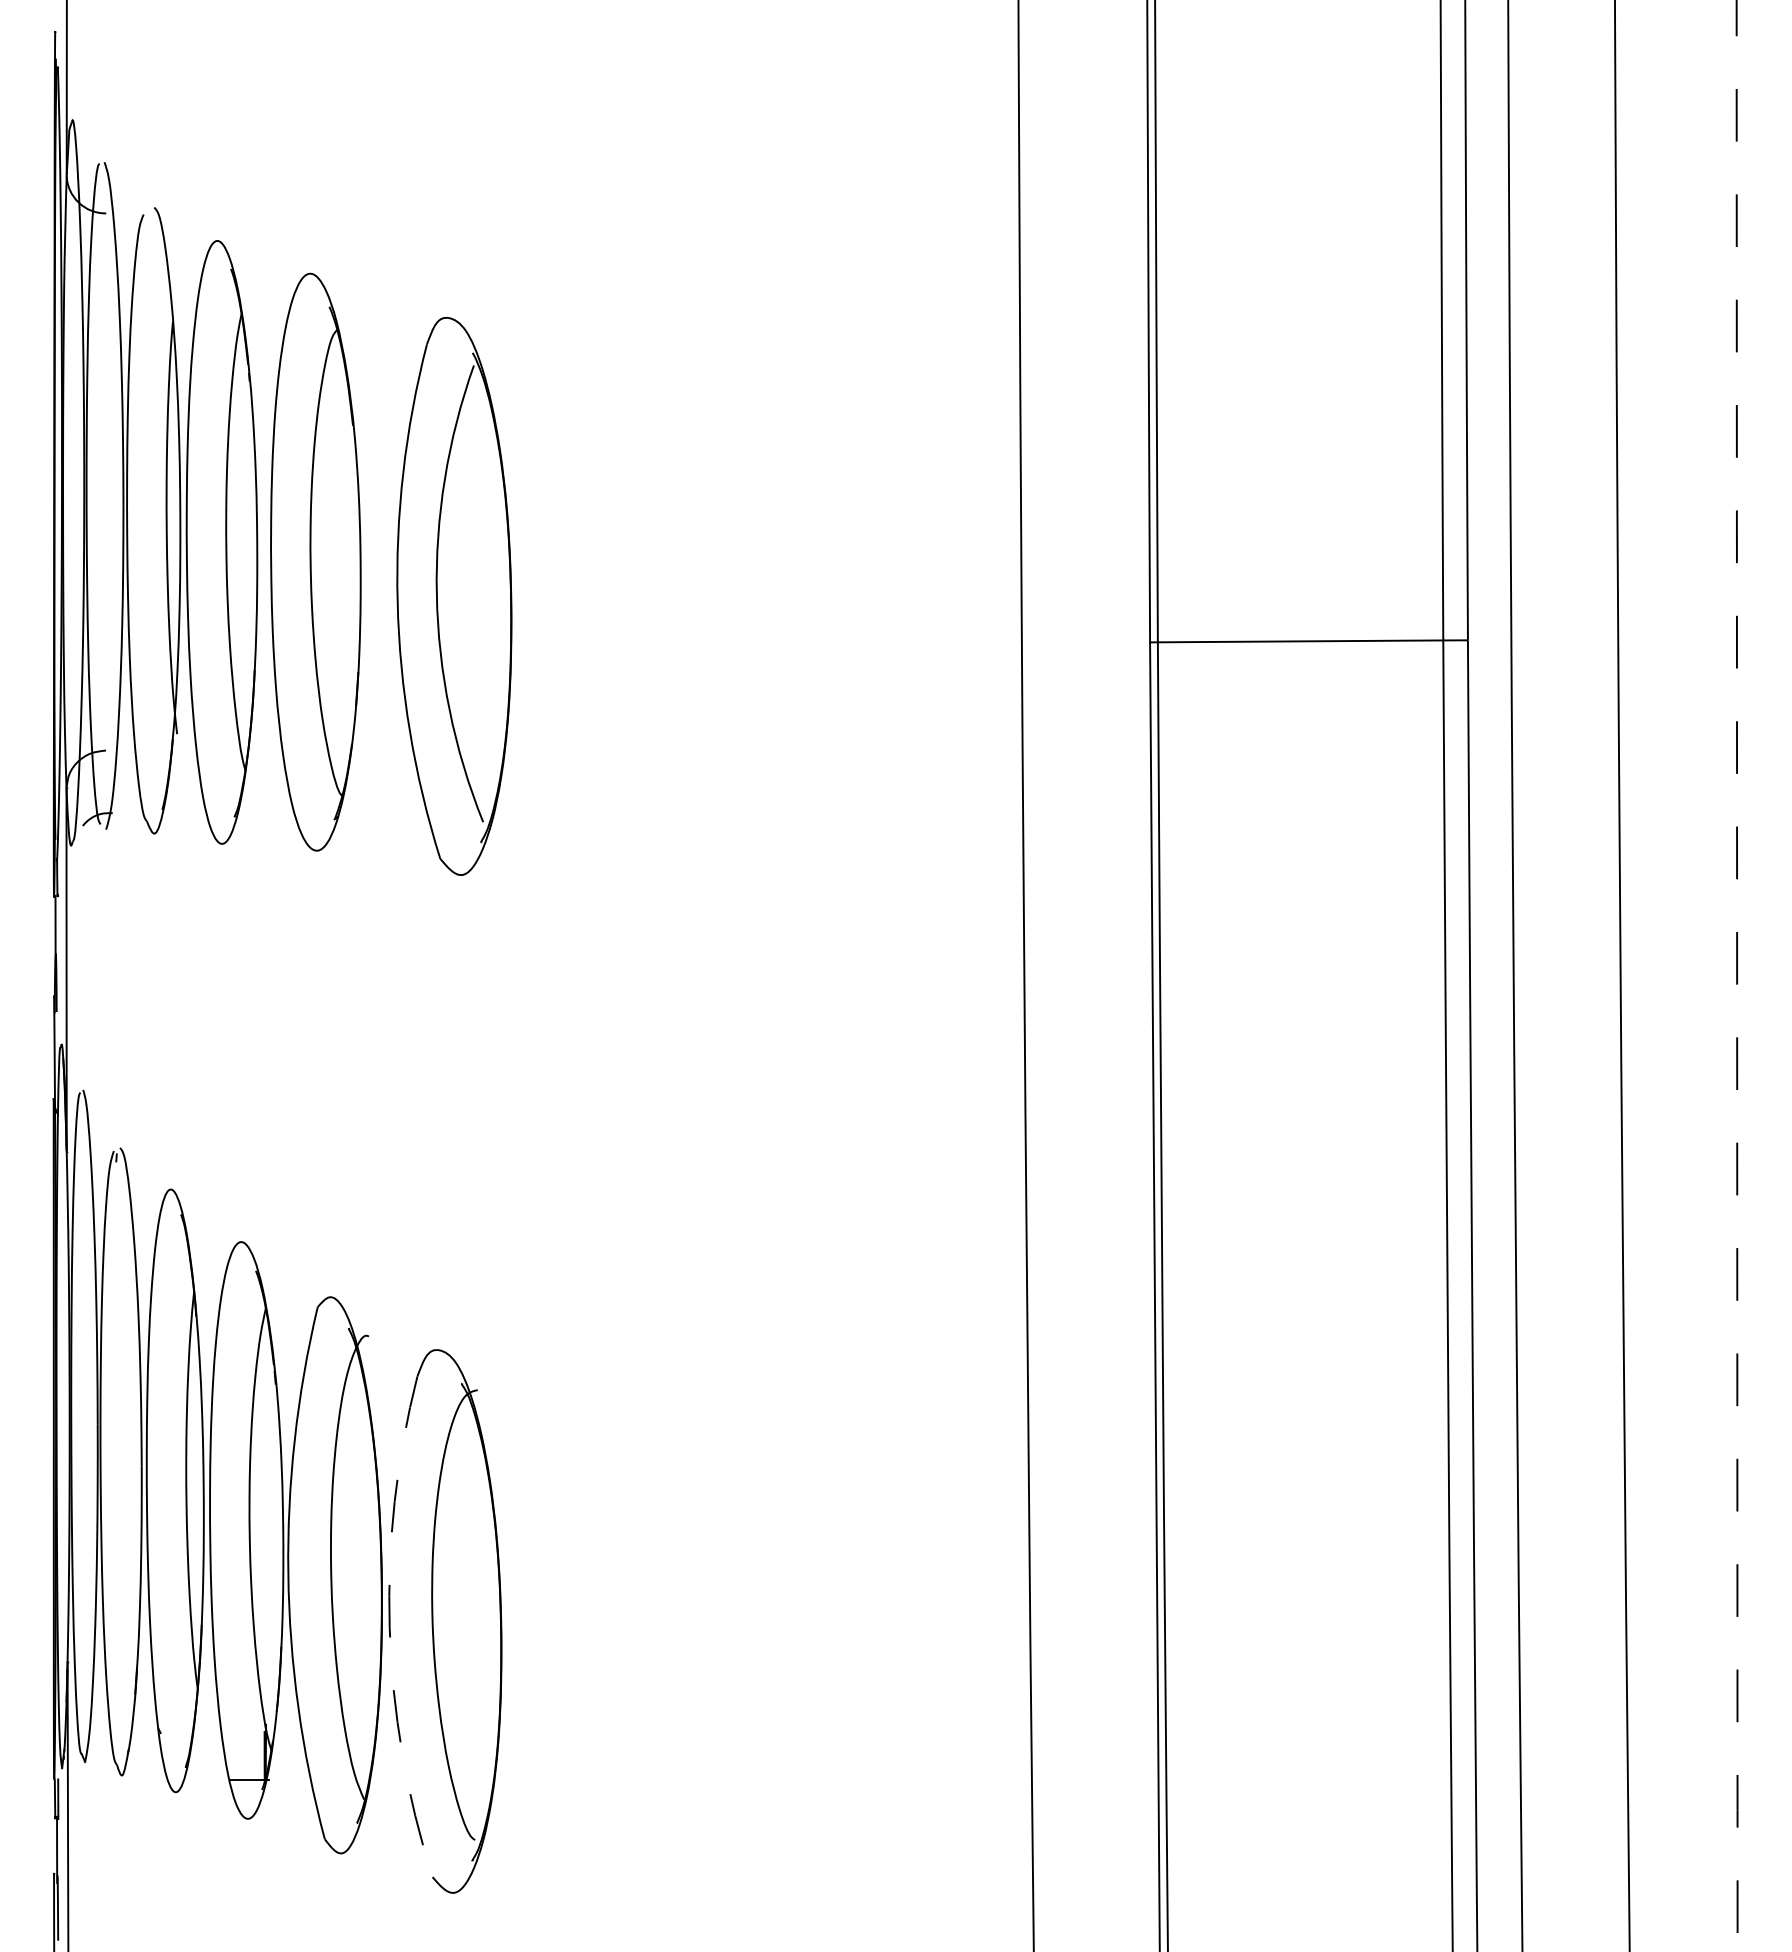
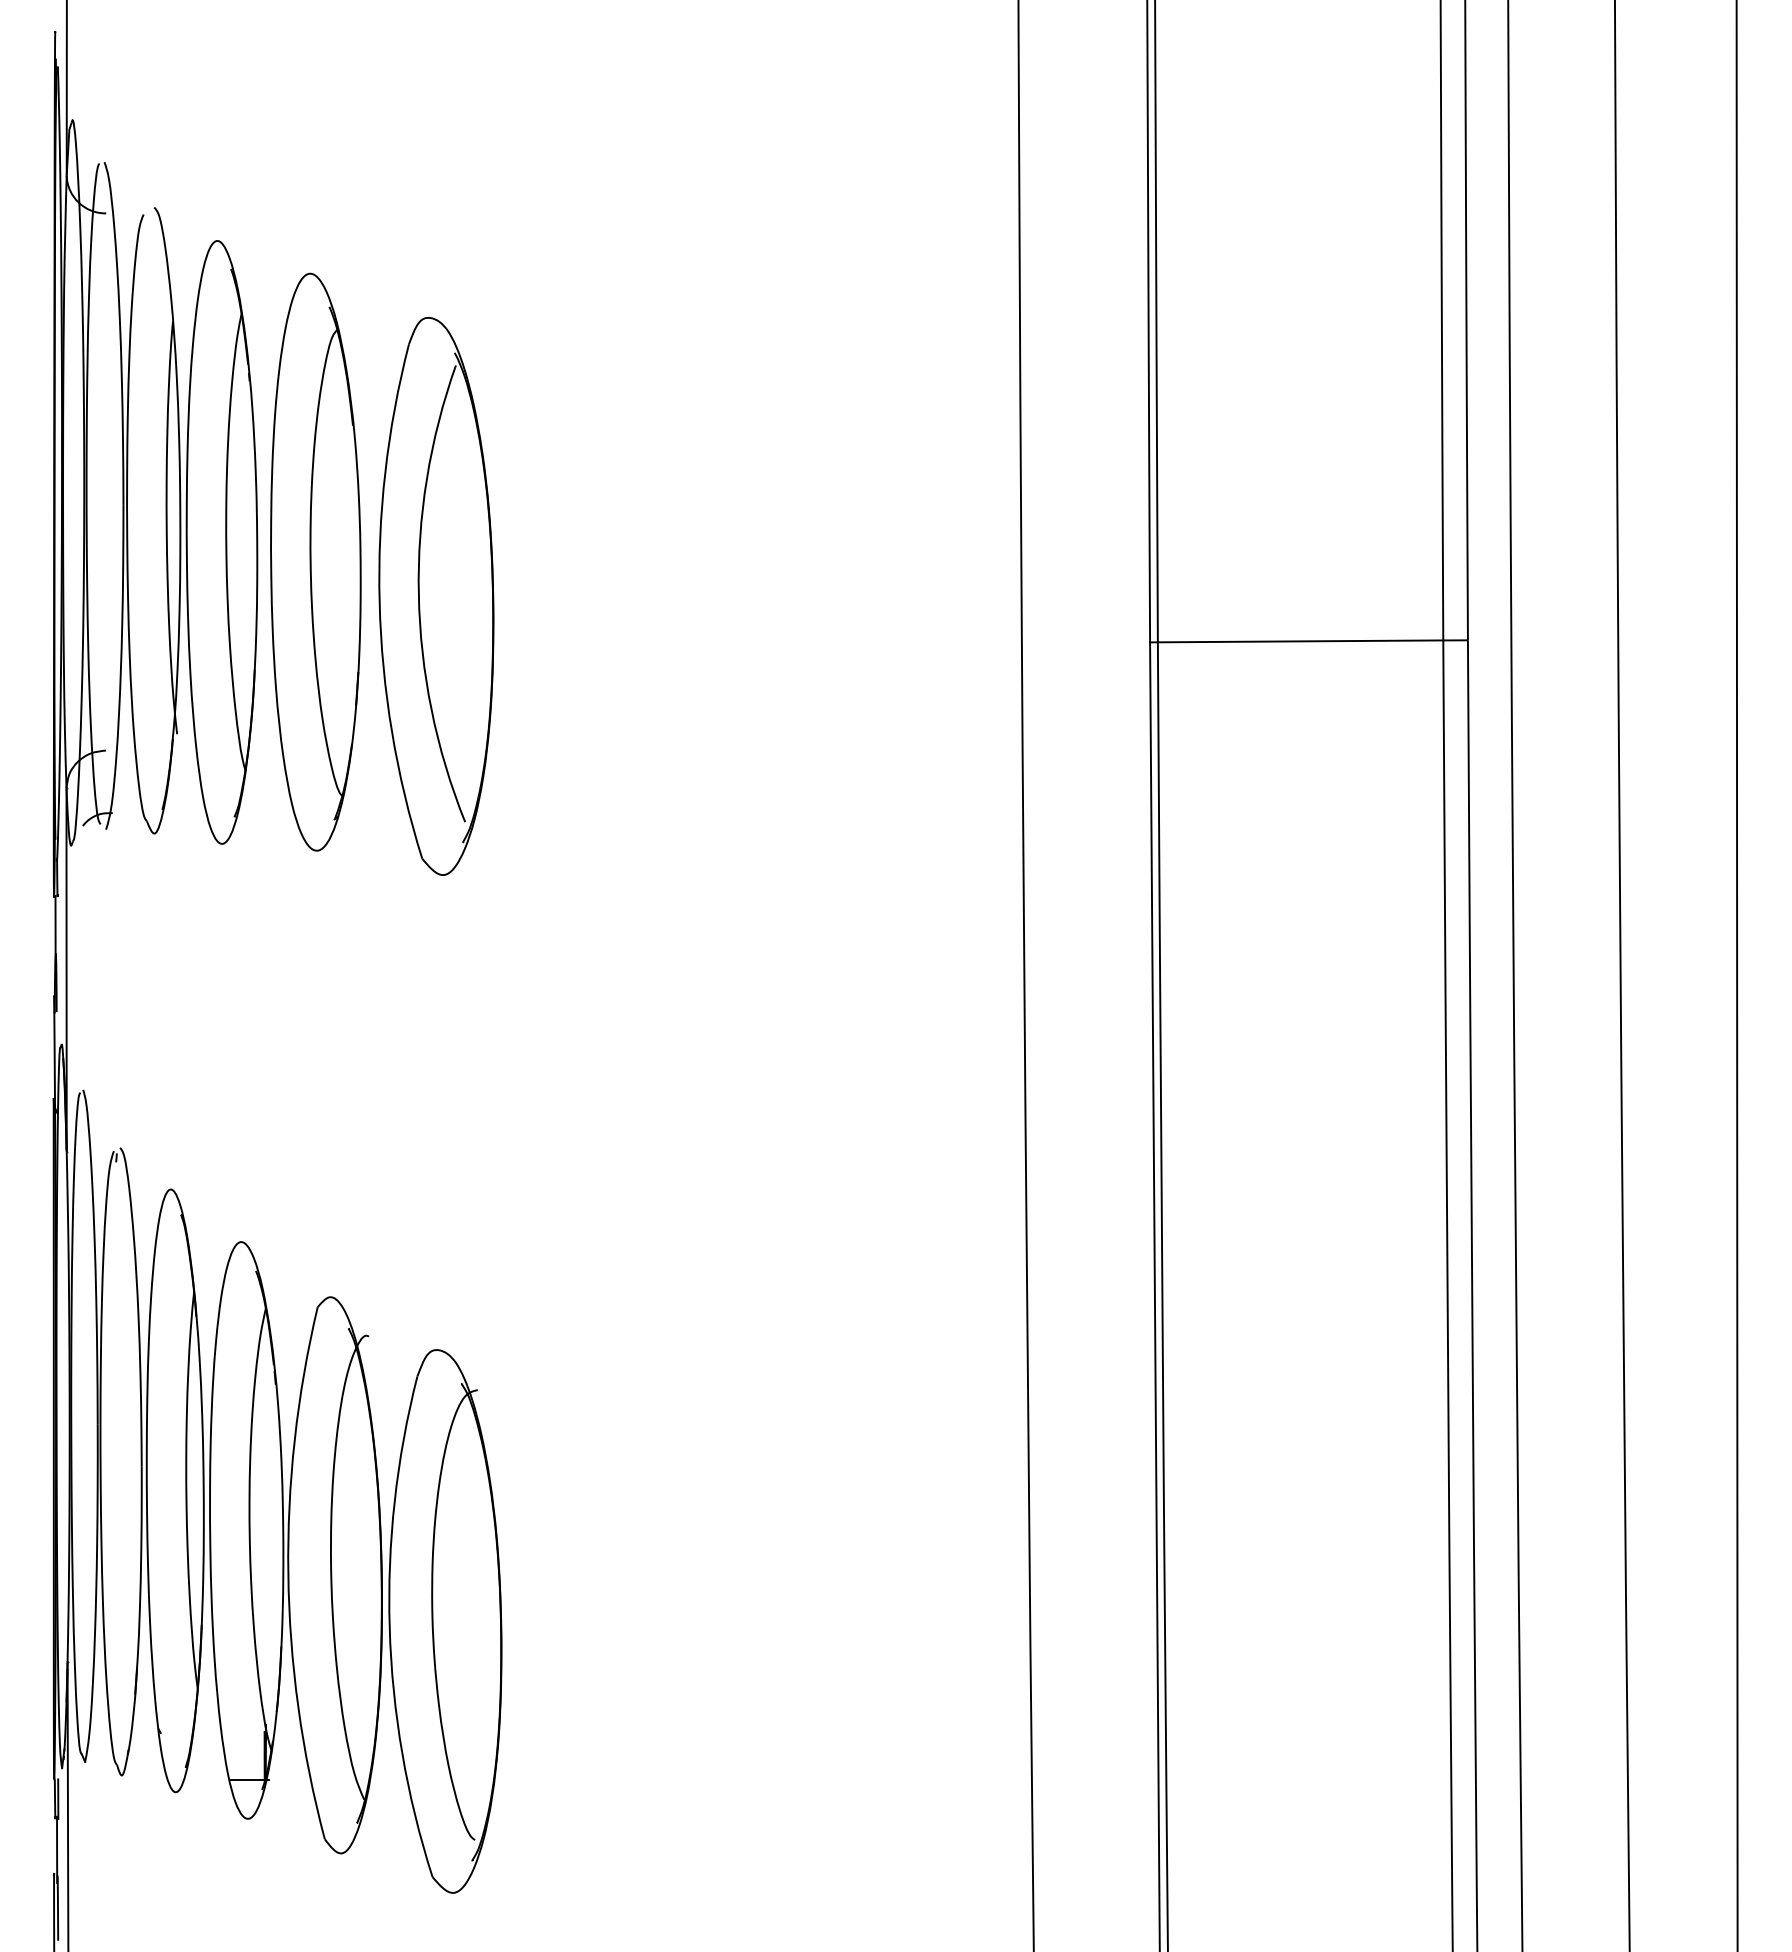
part position: (454, 596) -> (436, 596) (436, 596)
line: dashed -> solid (1737, 975)
arc: dashed -> solid (389, 1627)
